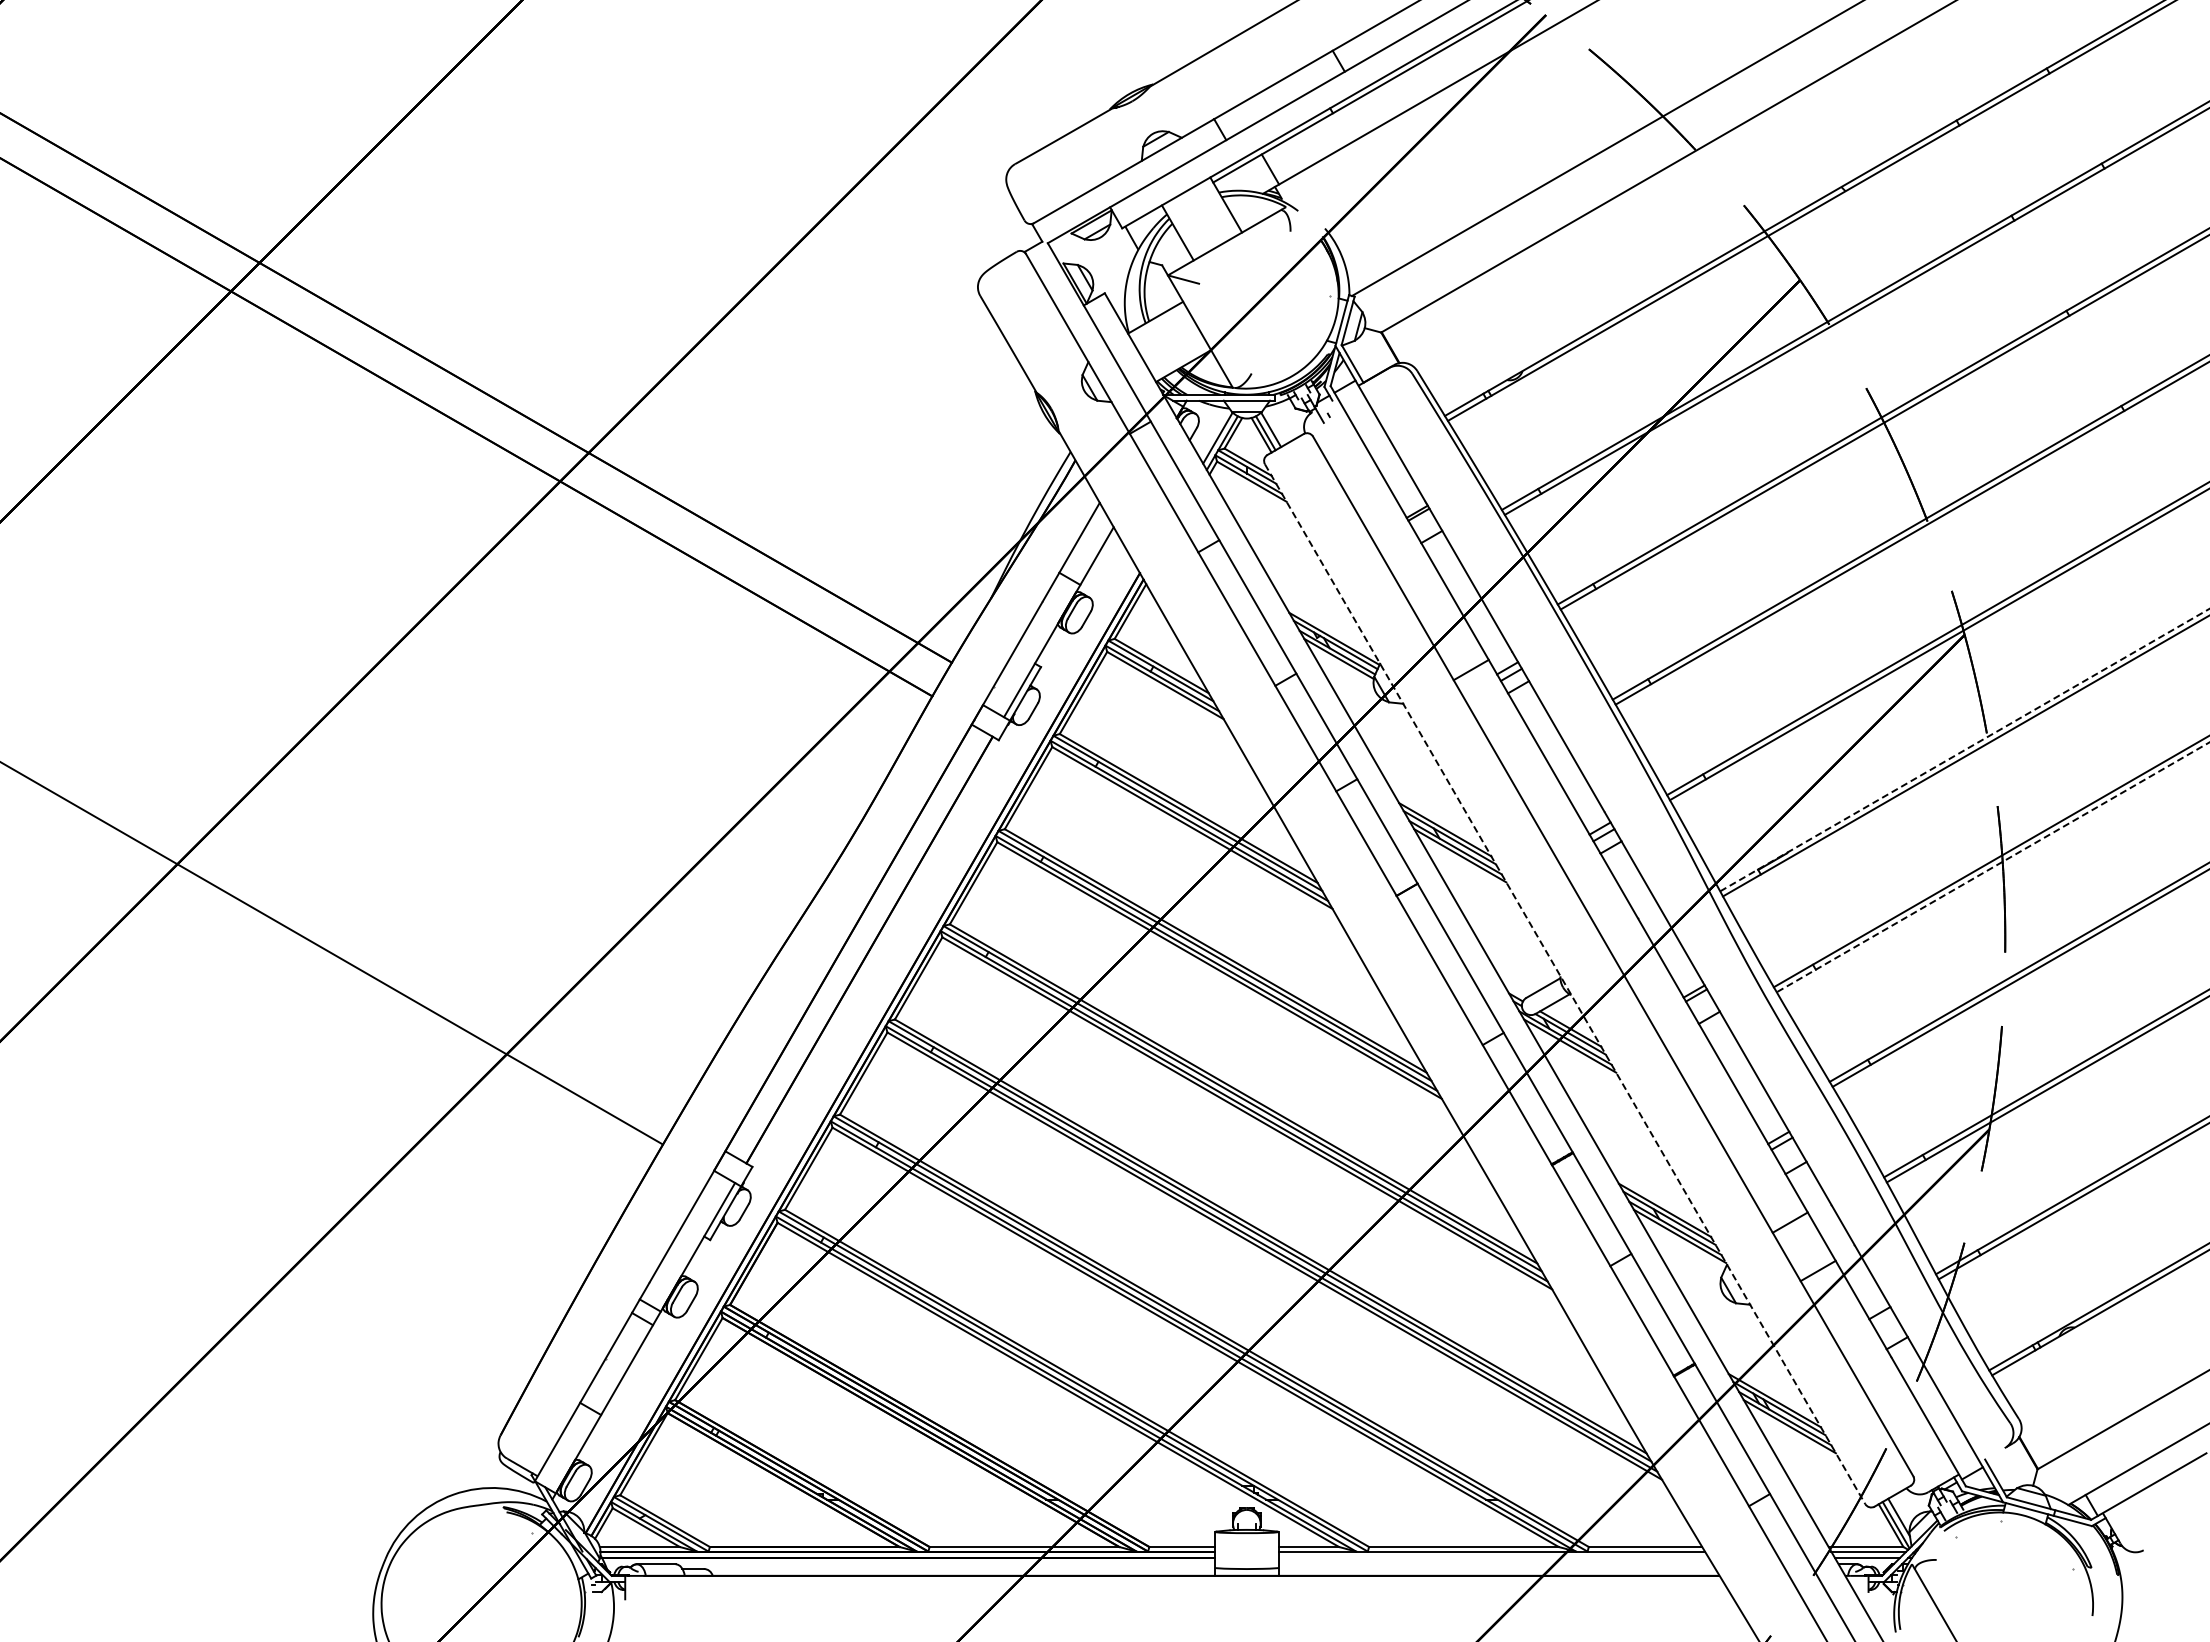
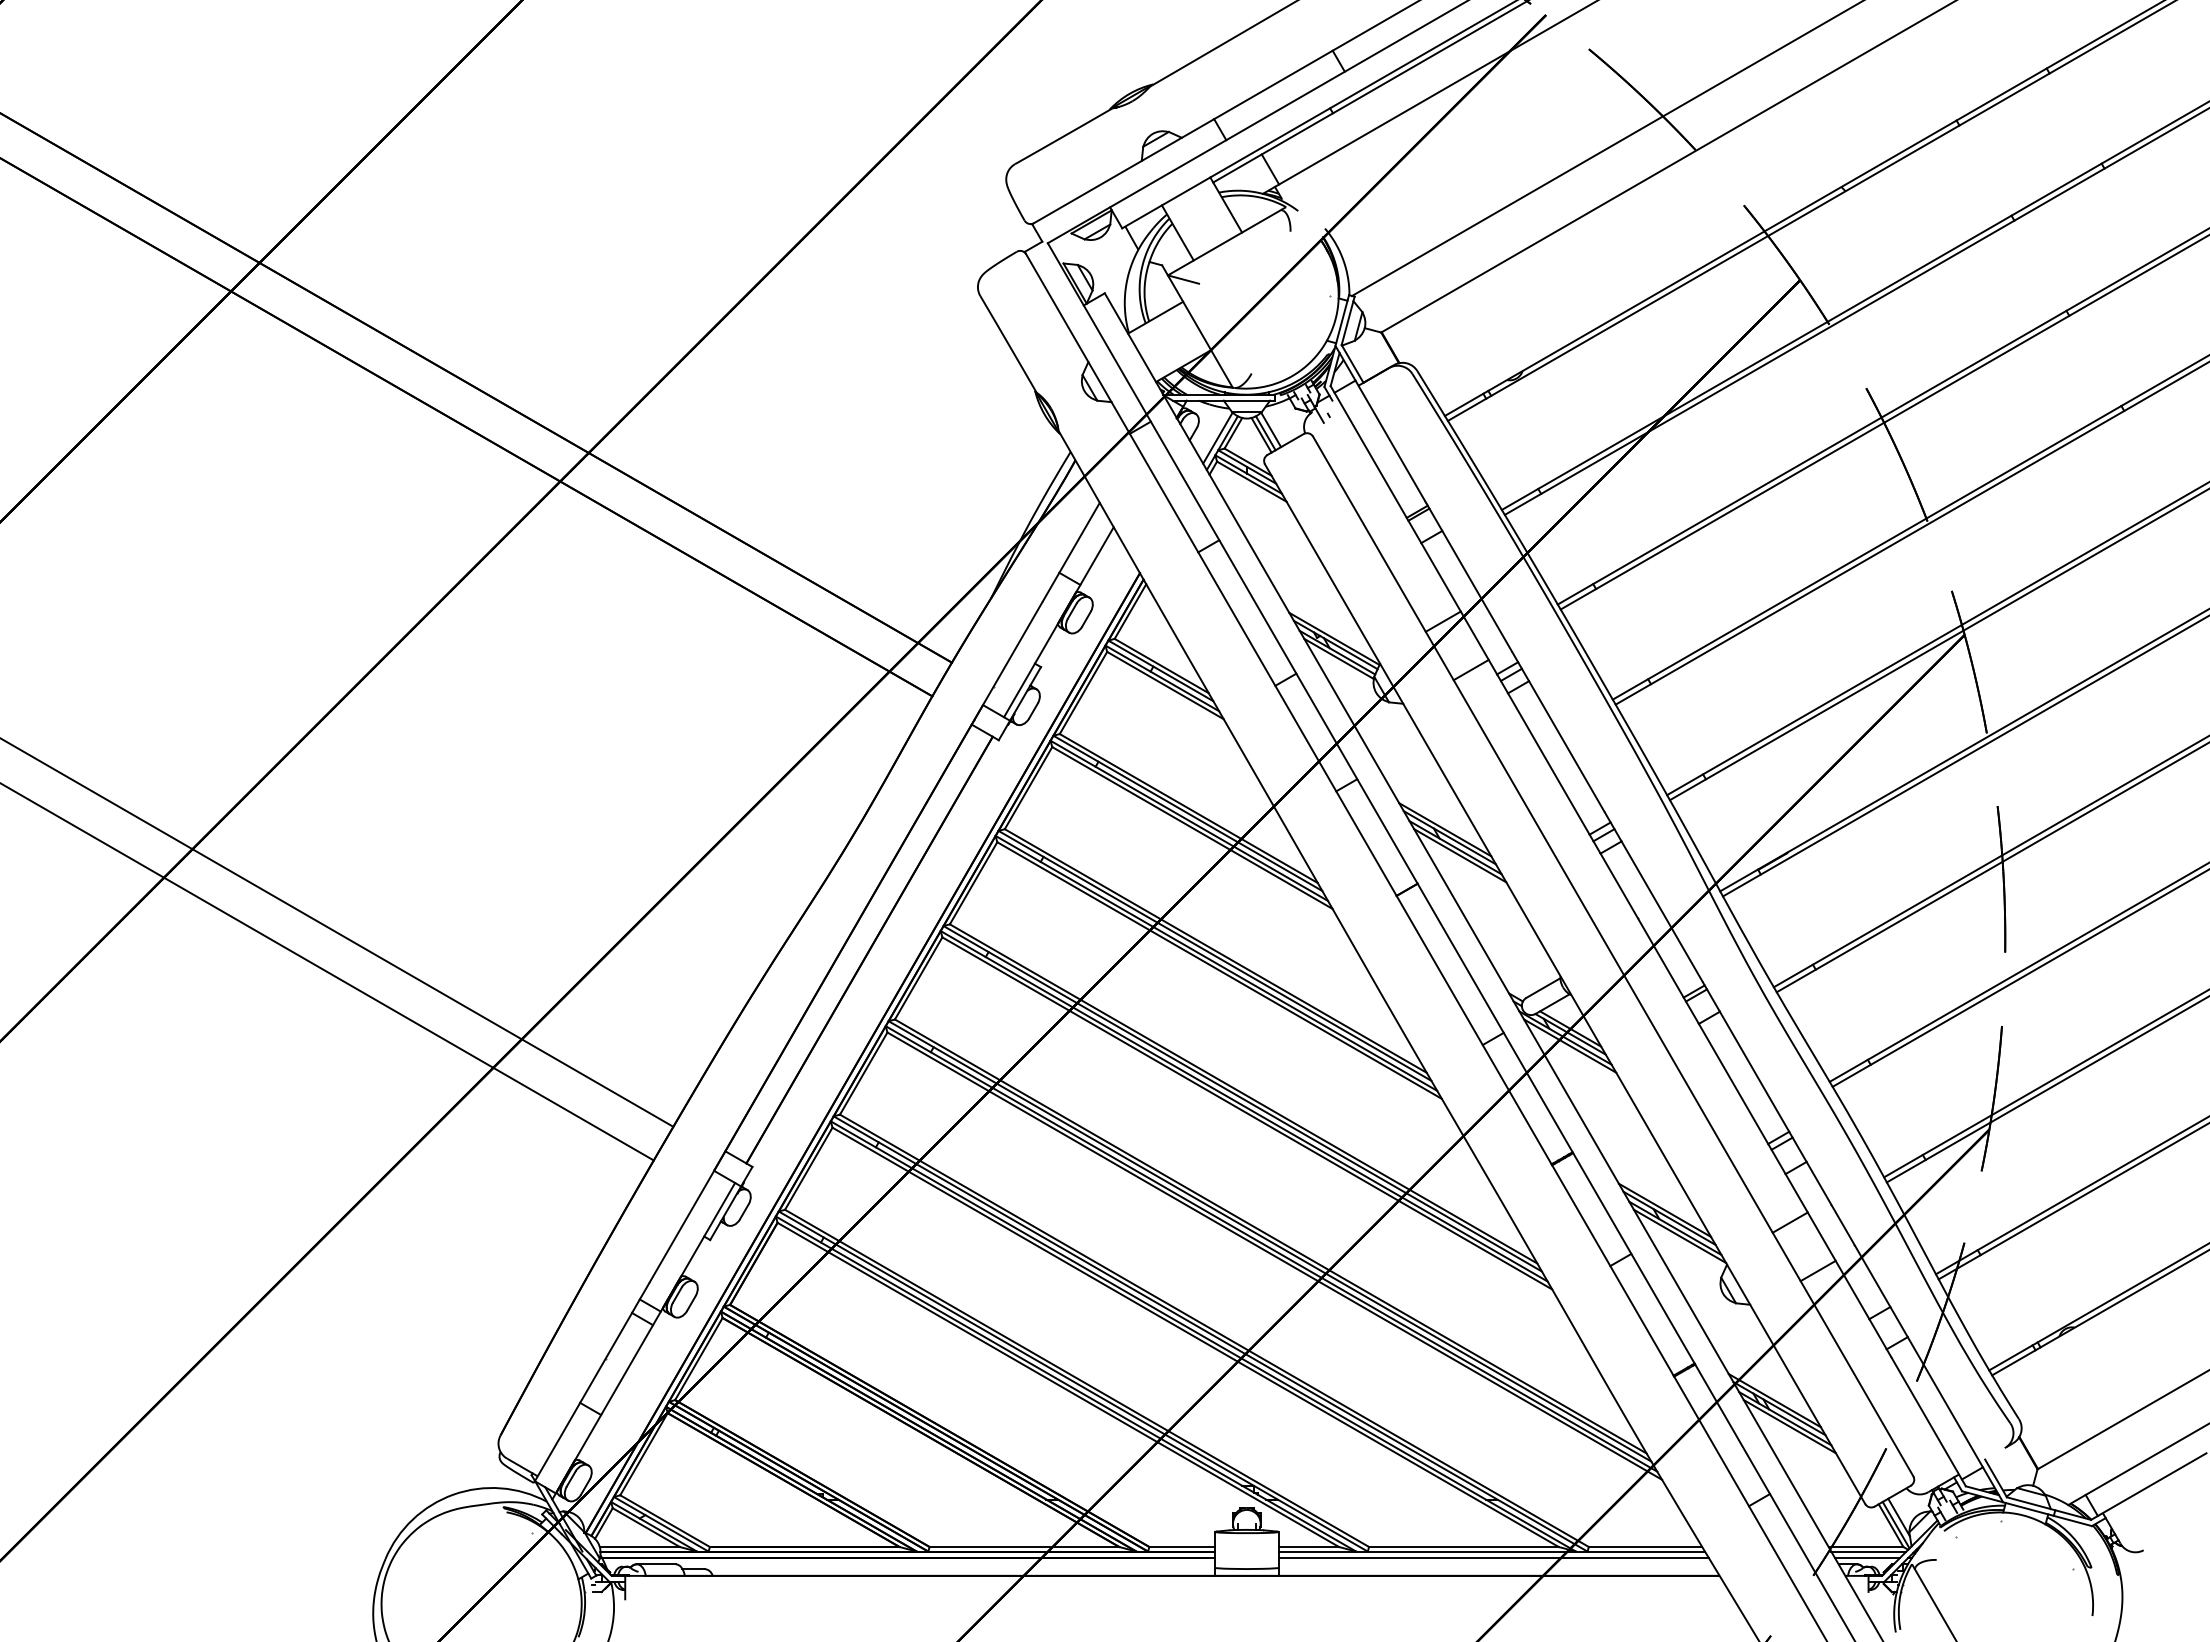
line: none -> present (1442, 621)
line: dashed -> solid (1965, 749)
line: dashed -> solid (1993, 867)
line: none -> present (337, 932)
line position: (332, 953) -> (327, 972) (327, 972)
line: dashed -> solid (1565, 984)
line: none -> present (1493, 1557)
